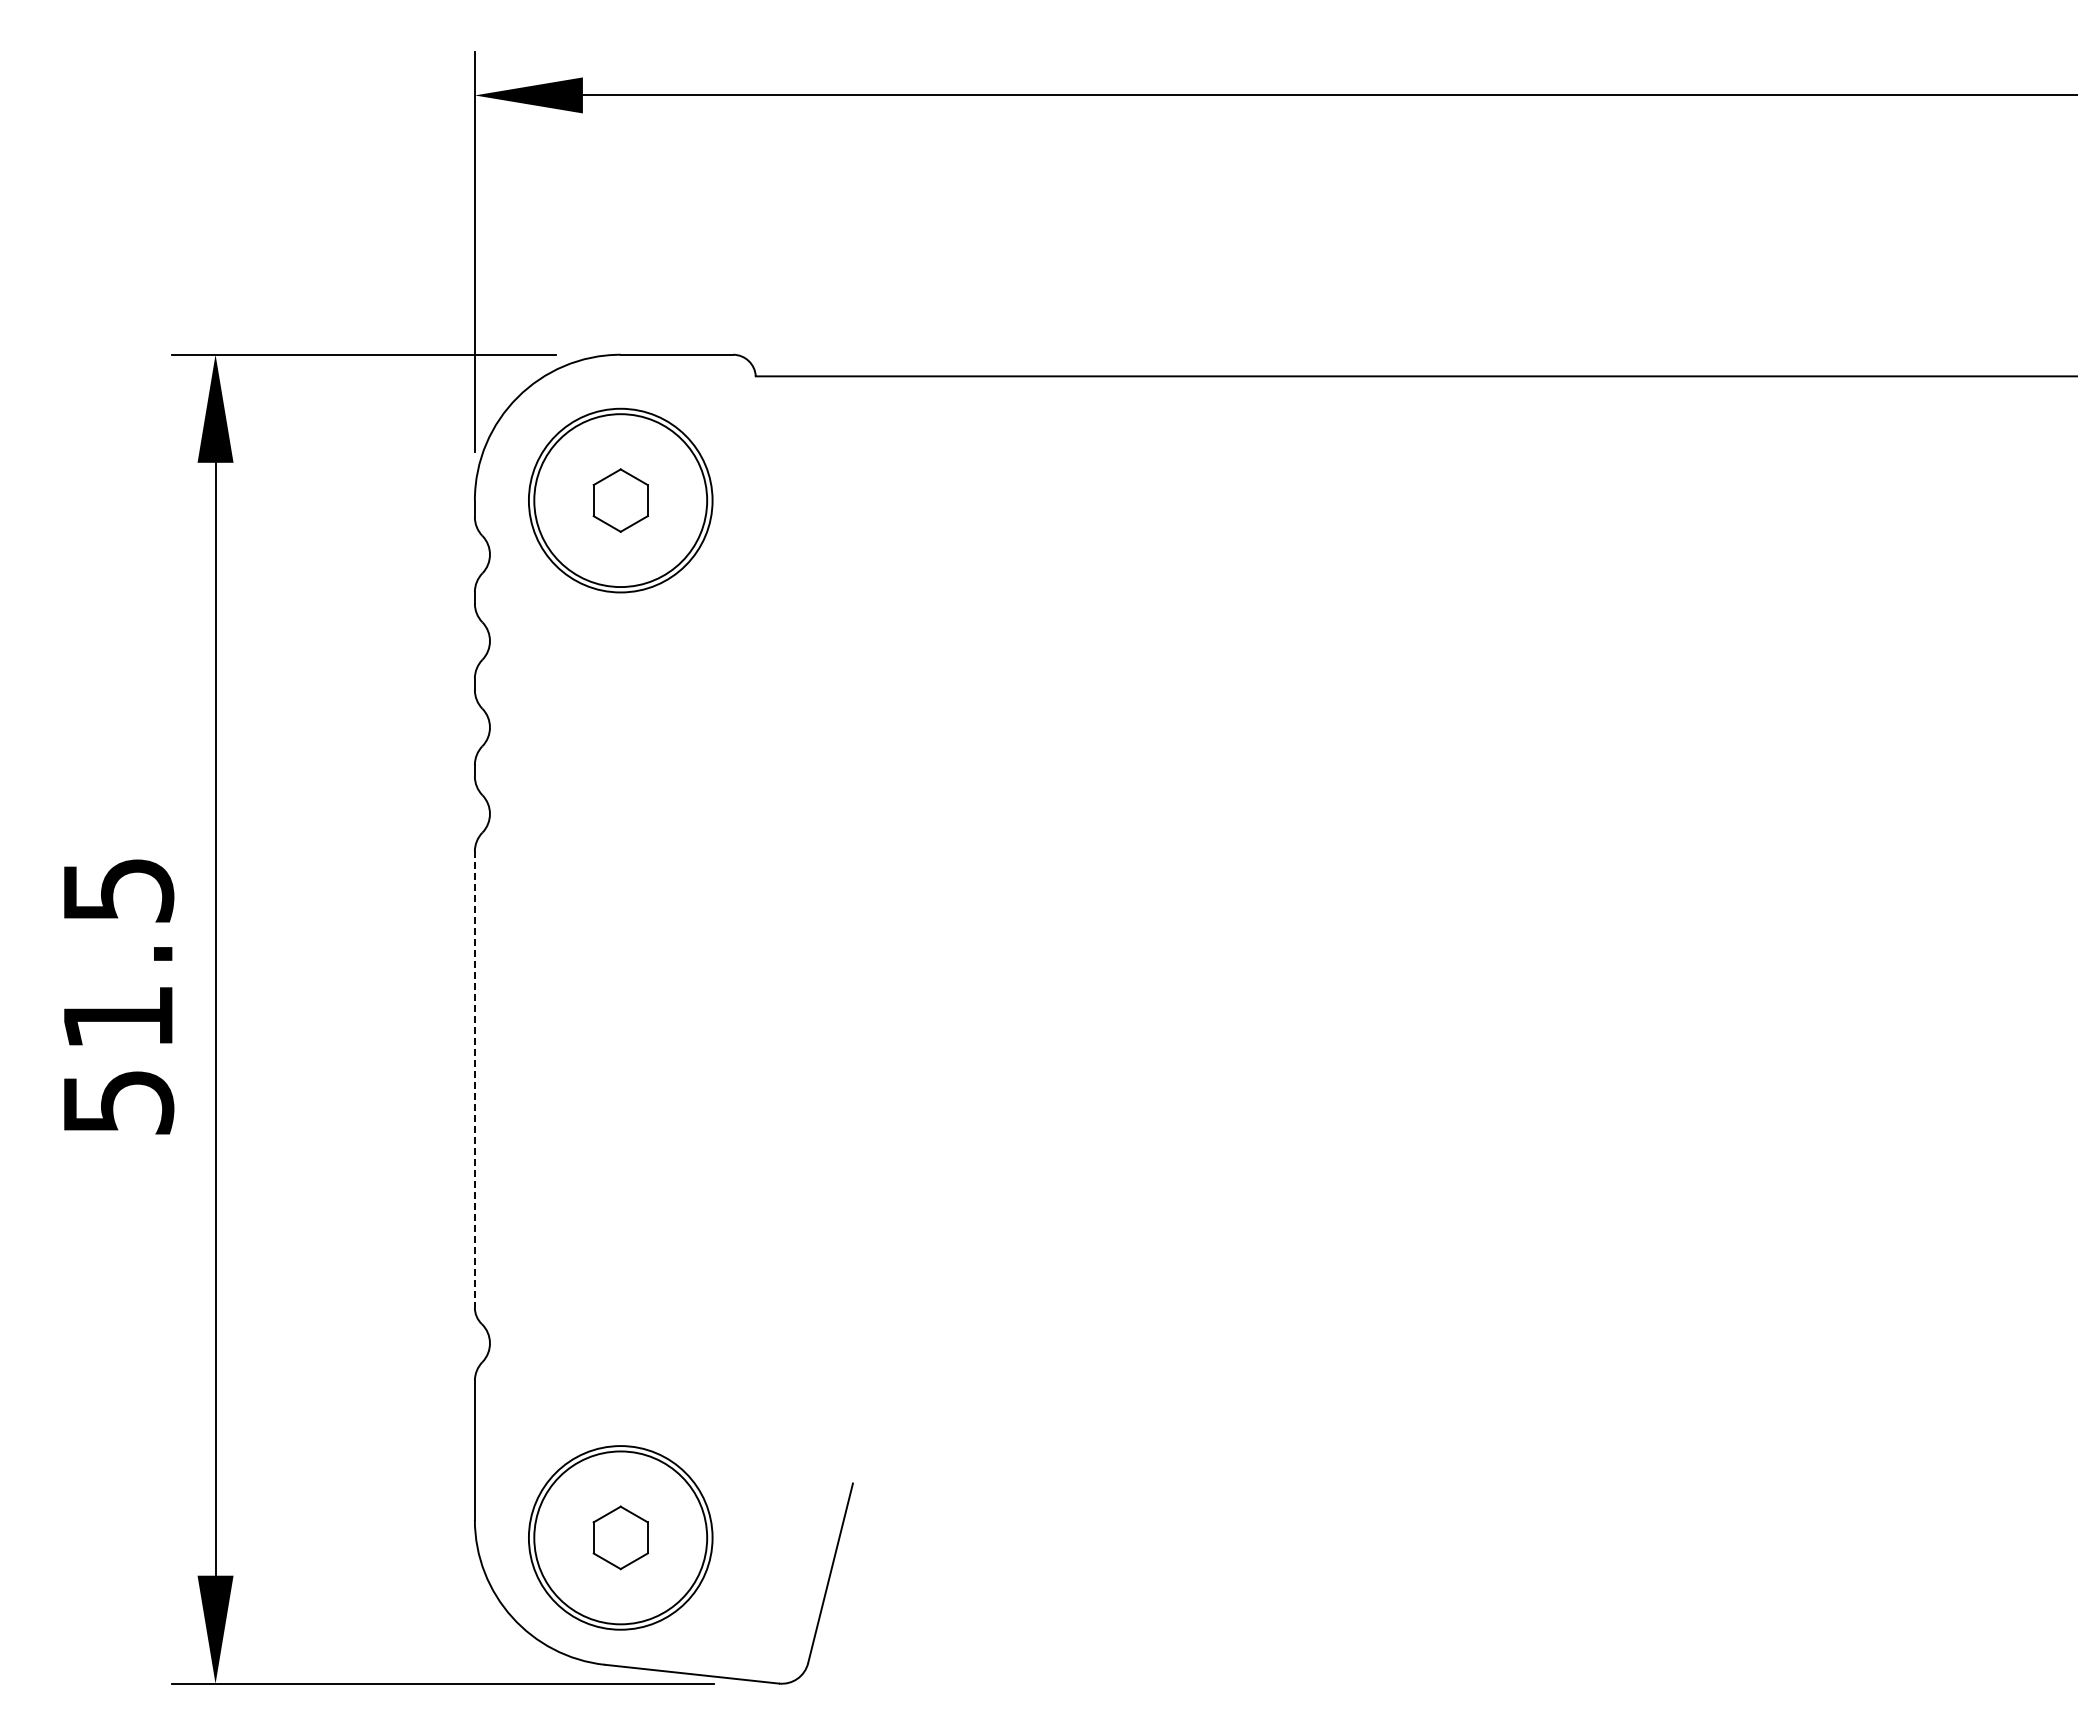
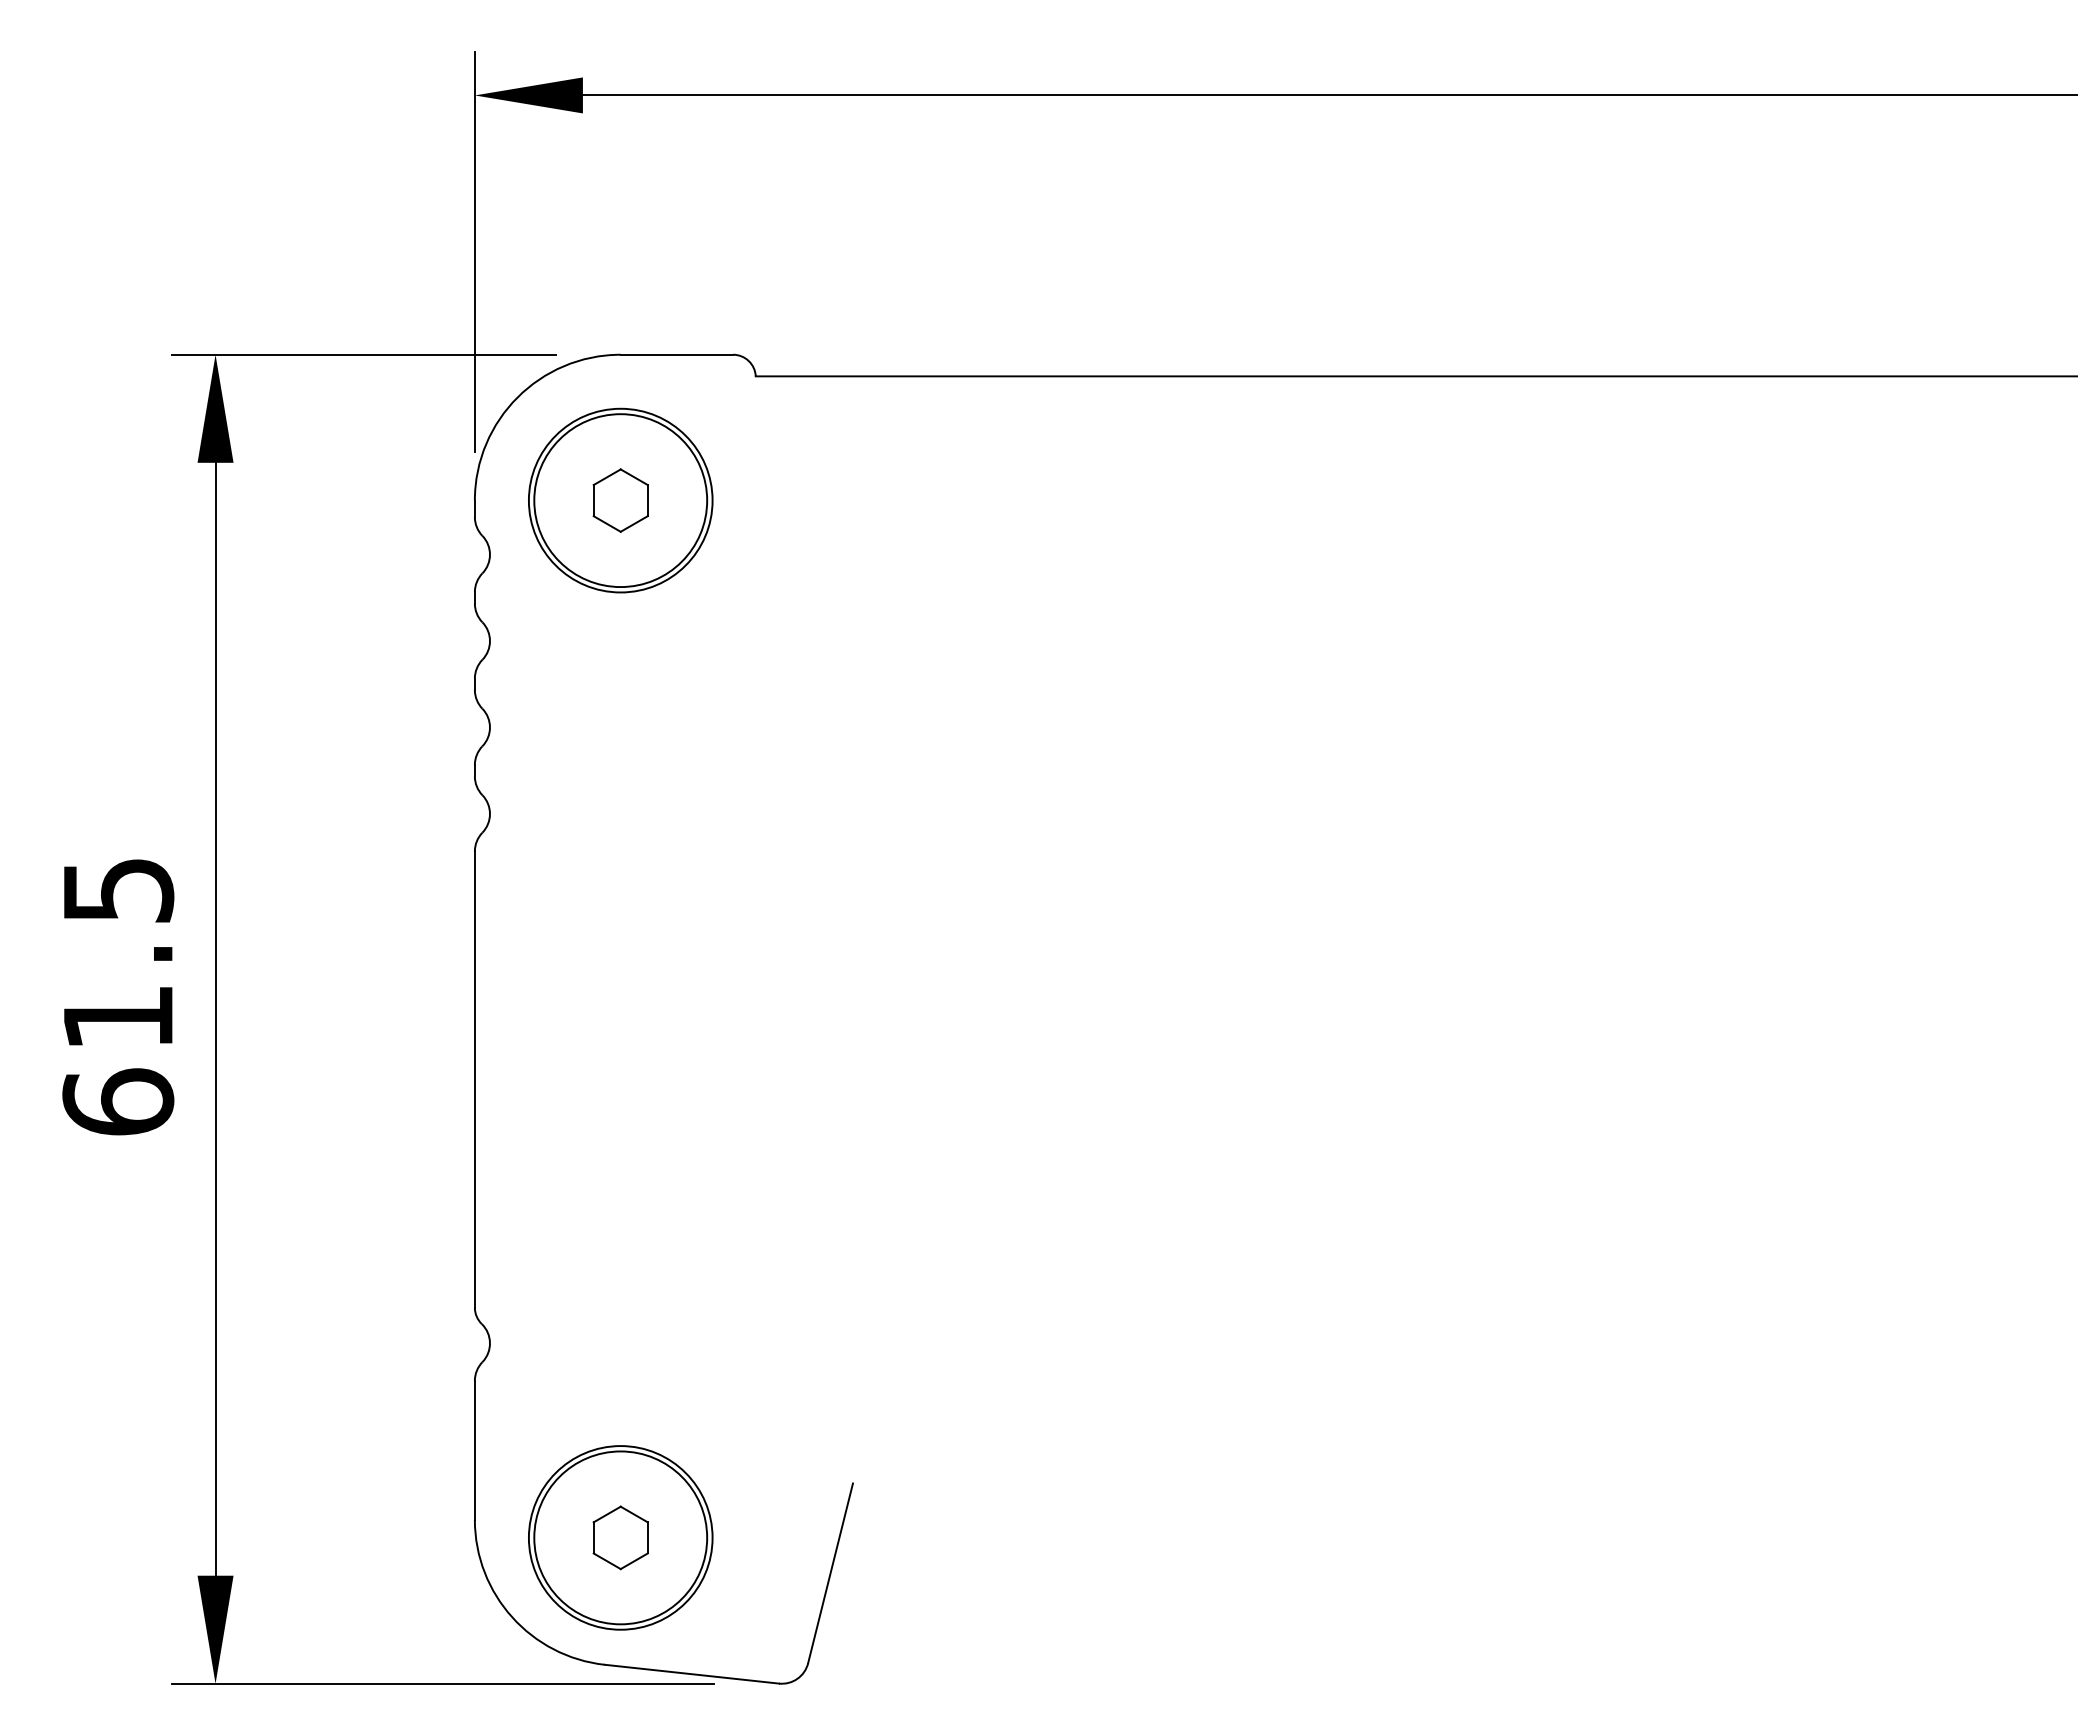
line: dashed -> solid (474, 1080)
text: 51.5 -> 61.5 (118, 1101)
